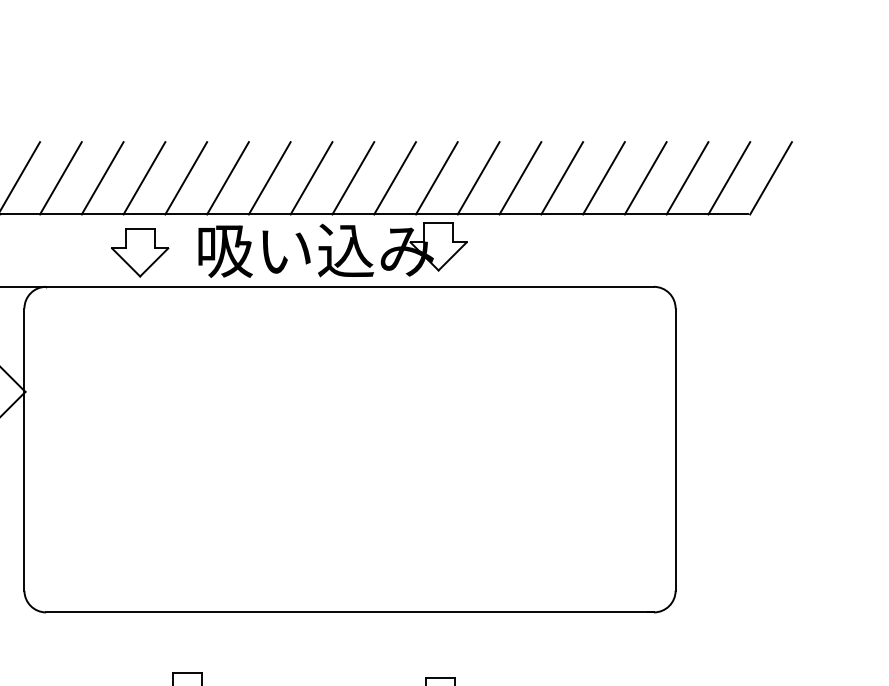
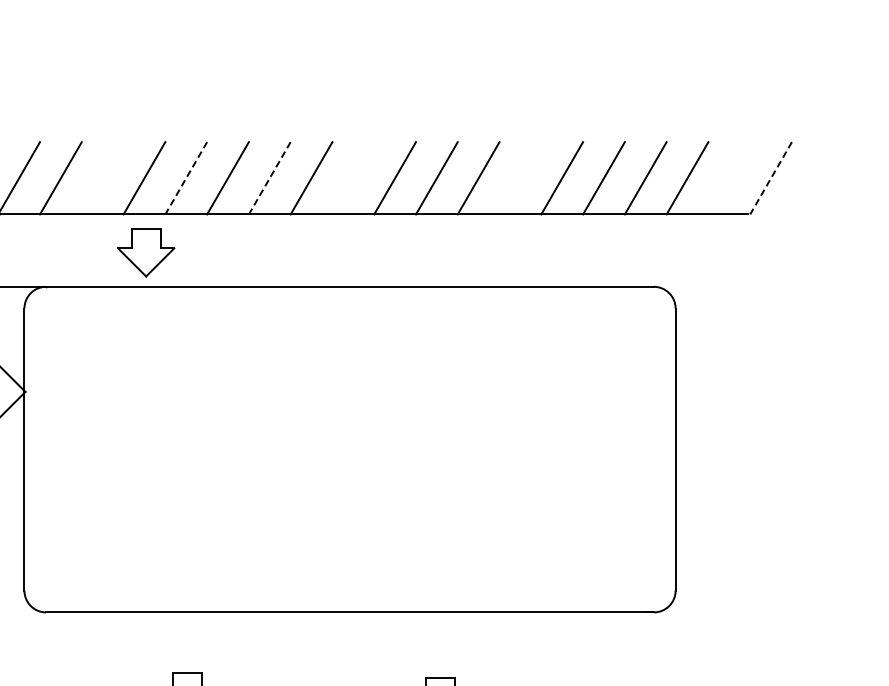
line: present -> none (102, 178)
line: solid -> dashed (186, 178)
line: solid -> dashed (269, 178)
line: present -> none (353, 178)
line: present -> none (520, 178)
line: present -> none (729, 178)
line: solid -> dashed (771, 178)
part: present -> none (332, 249)
part position: (140, 252) -> (146, 252) (146, 252)
